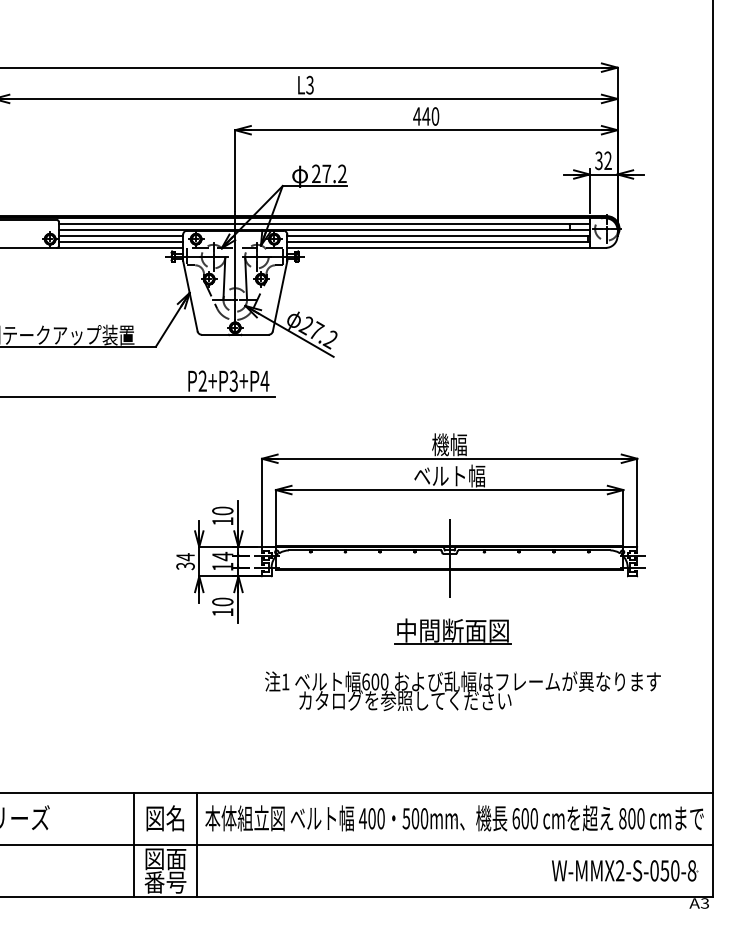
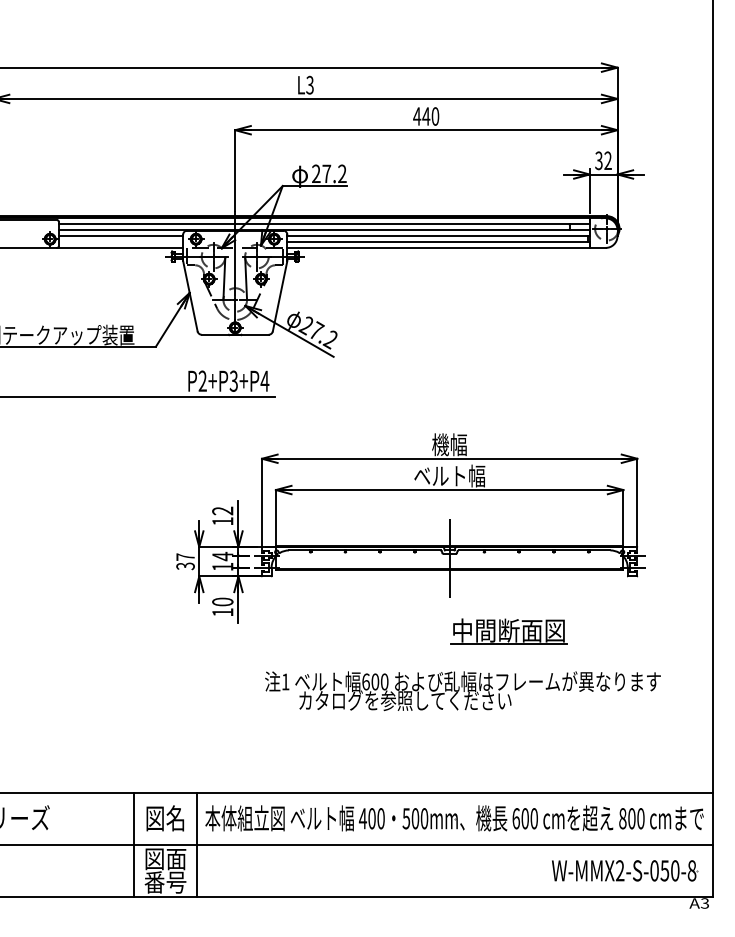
line: present -> none (120, 242)
text: 10 -> 12 (222, 510)
text: 34 -> 37 (185, 557)
part position: (452, 631) -> (508, 631) (508, 631)
